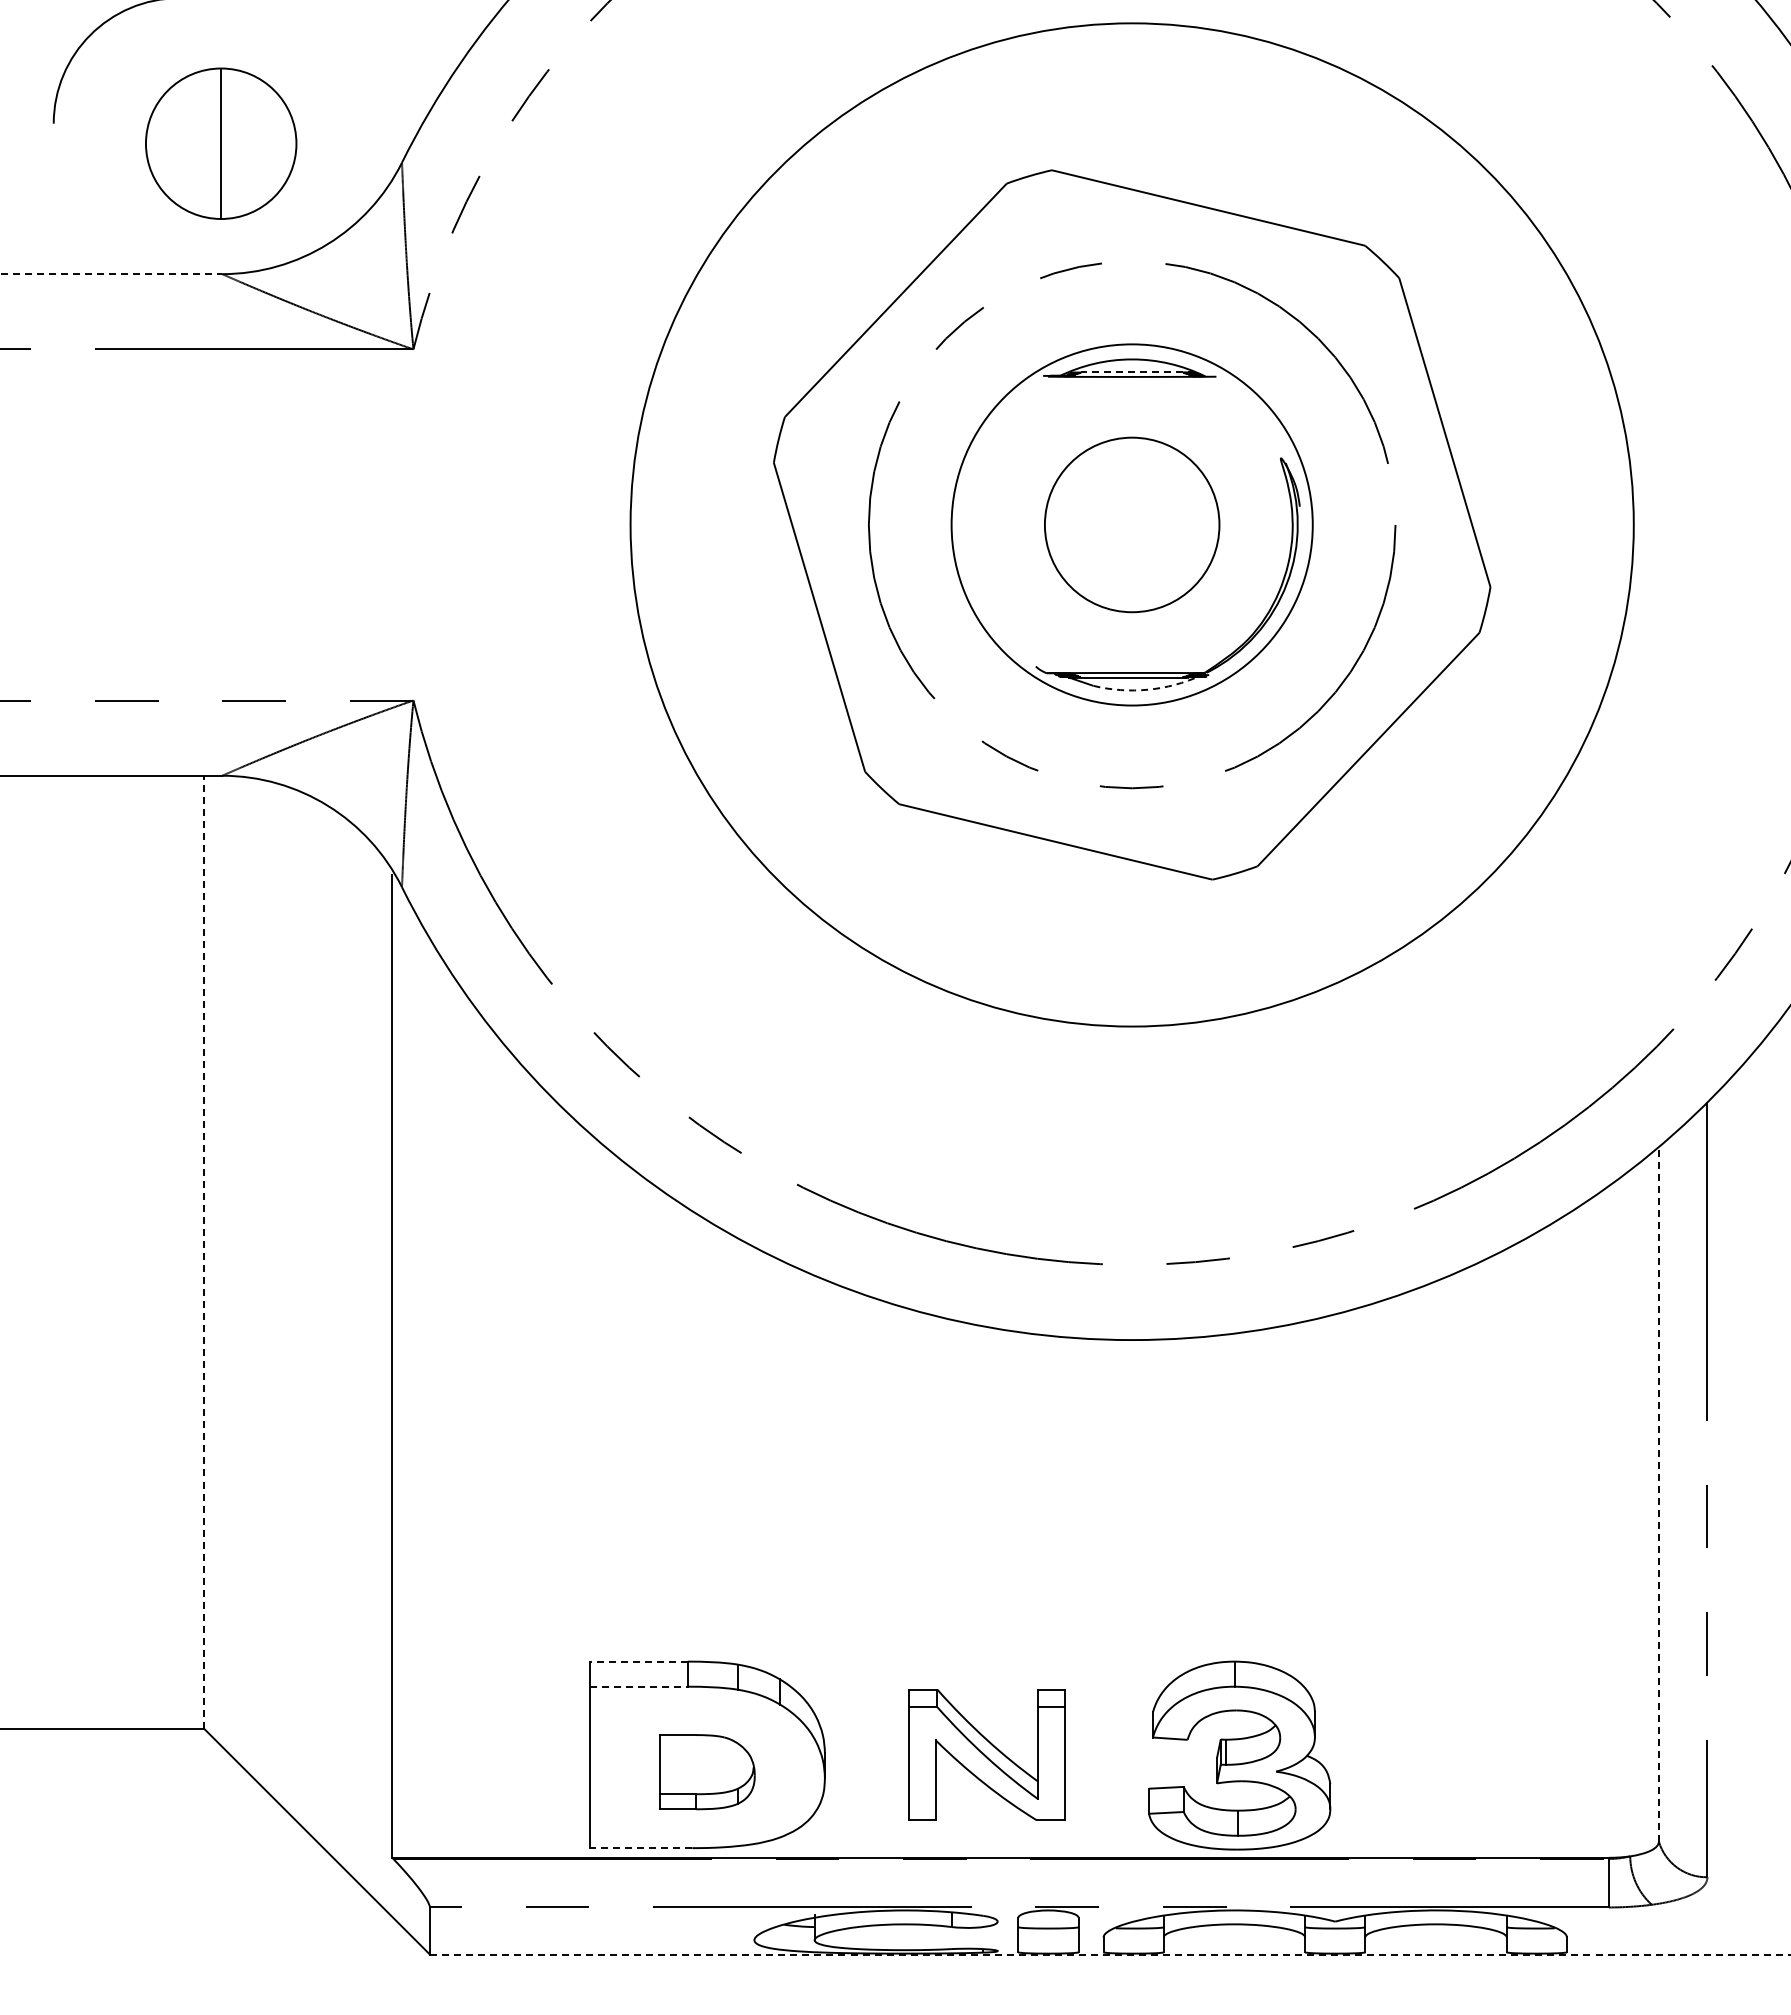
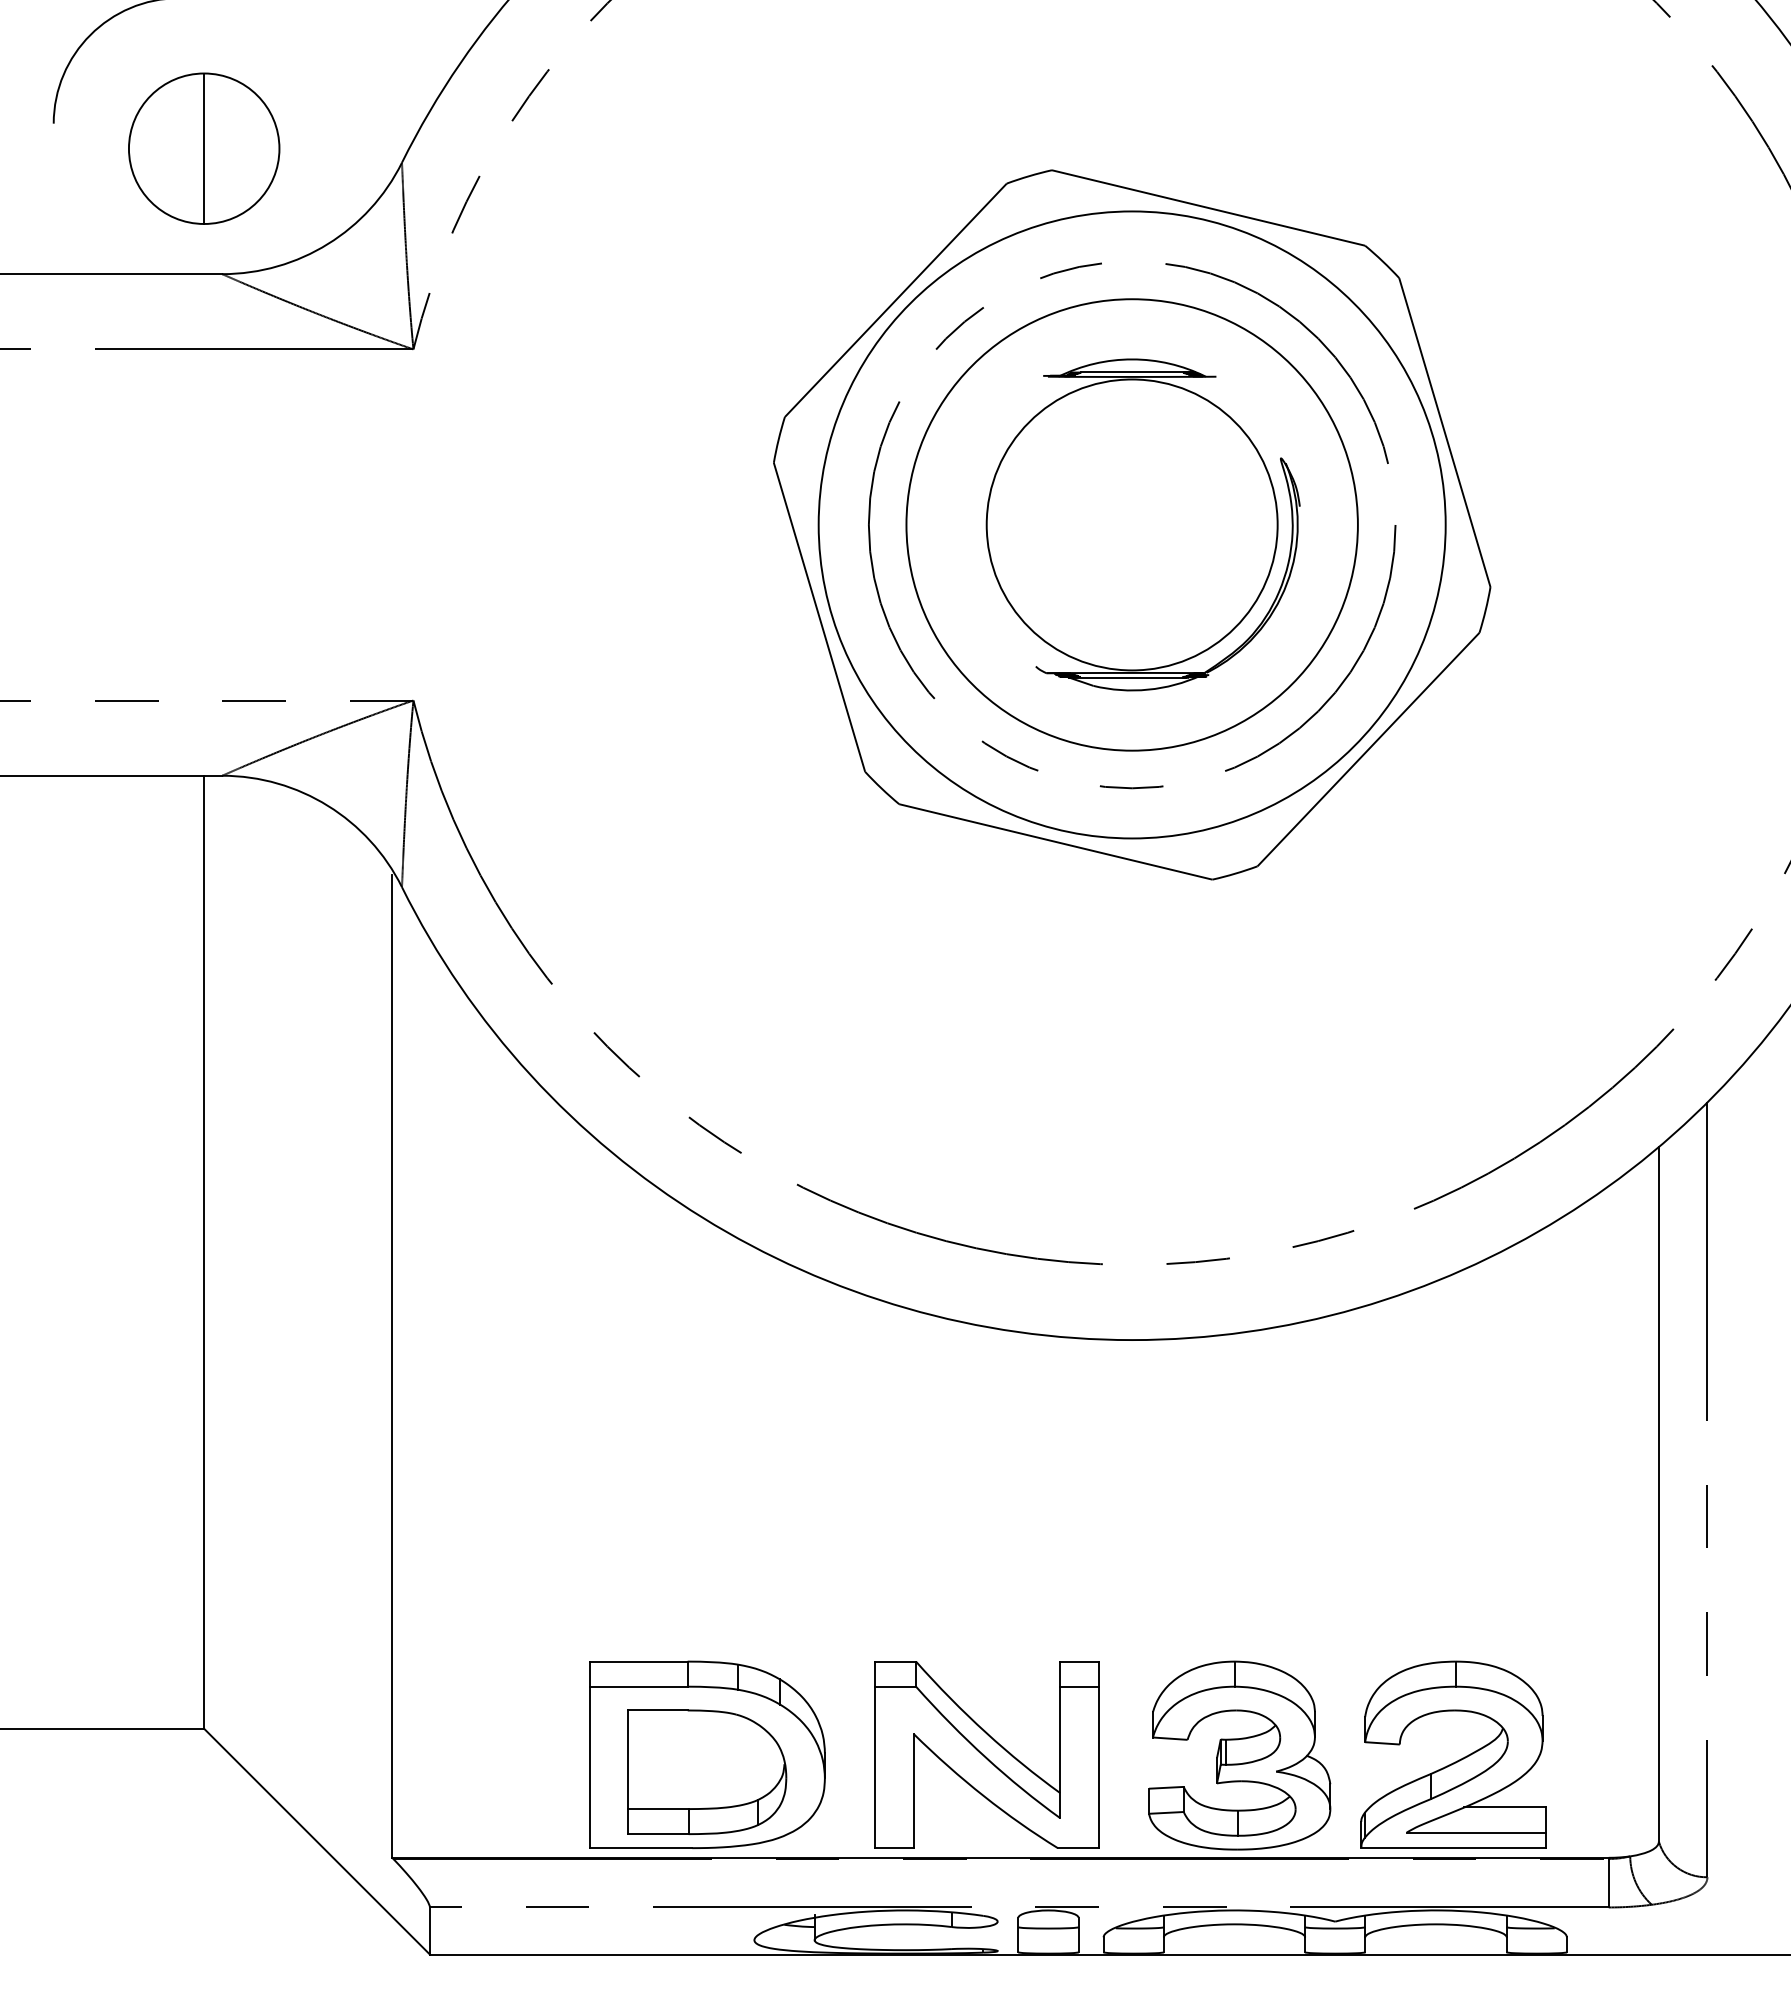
part position: (221, 143) -> (204, 148) (204, 148)
line: dashed -> solid (111, 274)
line: dashed -> solid (1137, 371)
circle diameter: 1003 px -> 627 px (1131, 524)
circle diameter: 175 px -> 291 px (1131, 524)
circle diameter: 361 px -> 451 px (1131, 524)
arc: dashed -> solid (1148, 689)
line: dashed -> solid (204, 1252)
line: dashed -> solid (1658, 1493)
line: dashed -> solid (638, 1661)
line: dashed -> solid (639, 1686)
part size: 158x132 px -> 226x188 px (986, 1754)
part: none -> present (1457, 1760)
part size: 97x77 px -> 161x126 px (707, 1771)
line: dashed -> solid (640, 1848)
line: dashed -> solid (1110, 1954)
